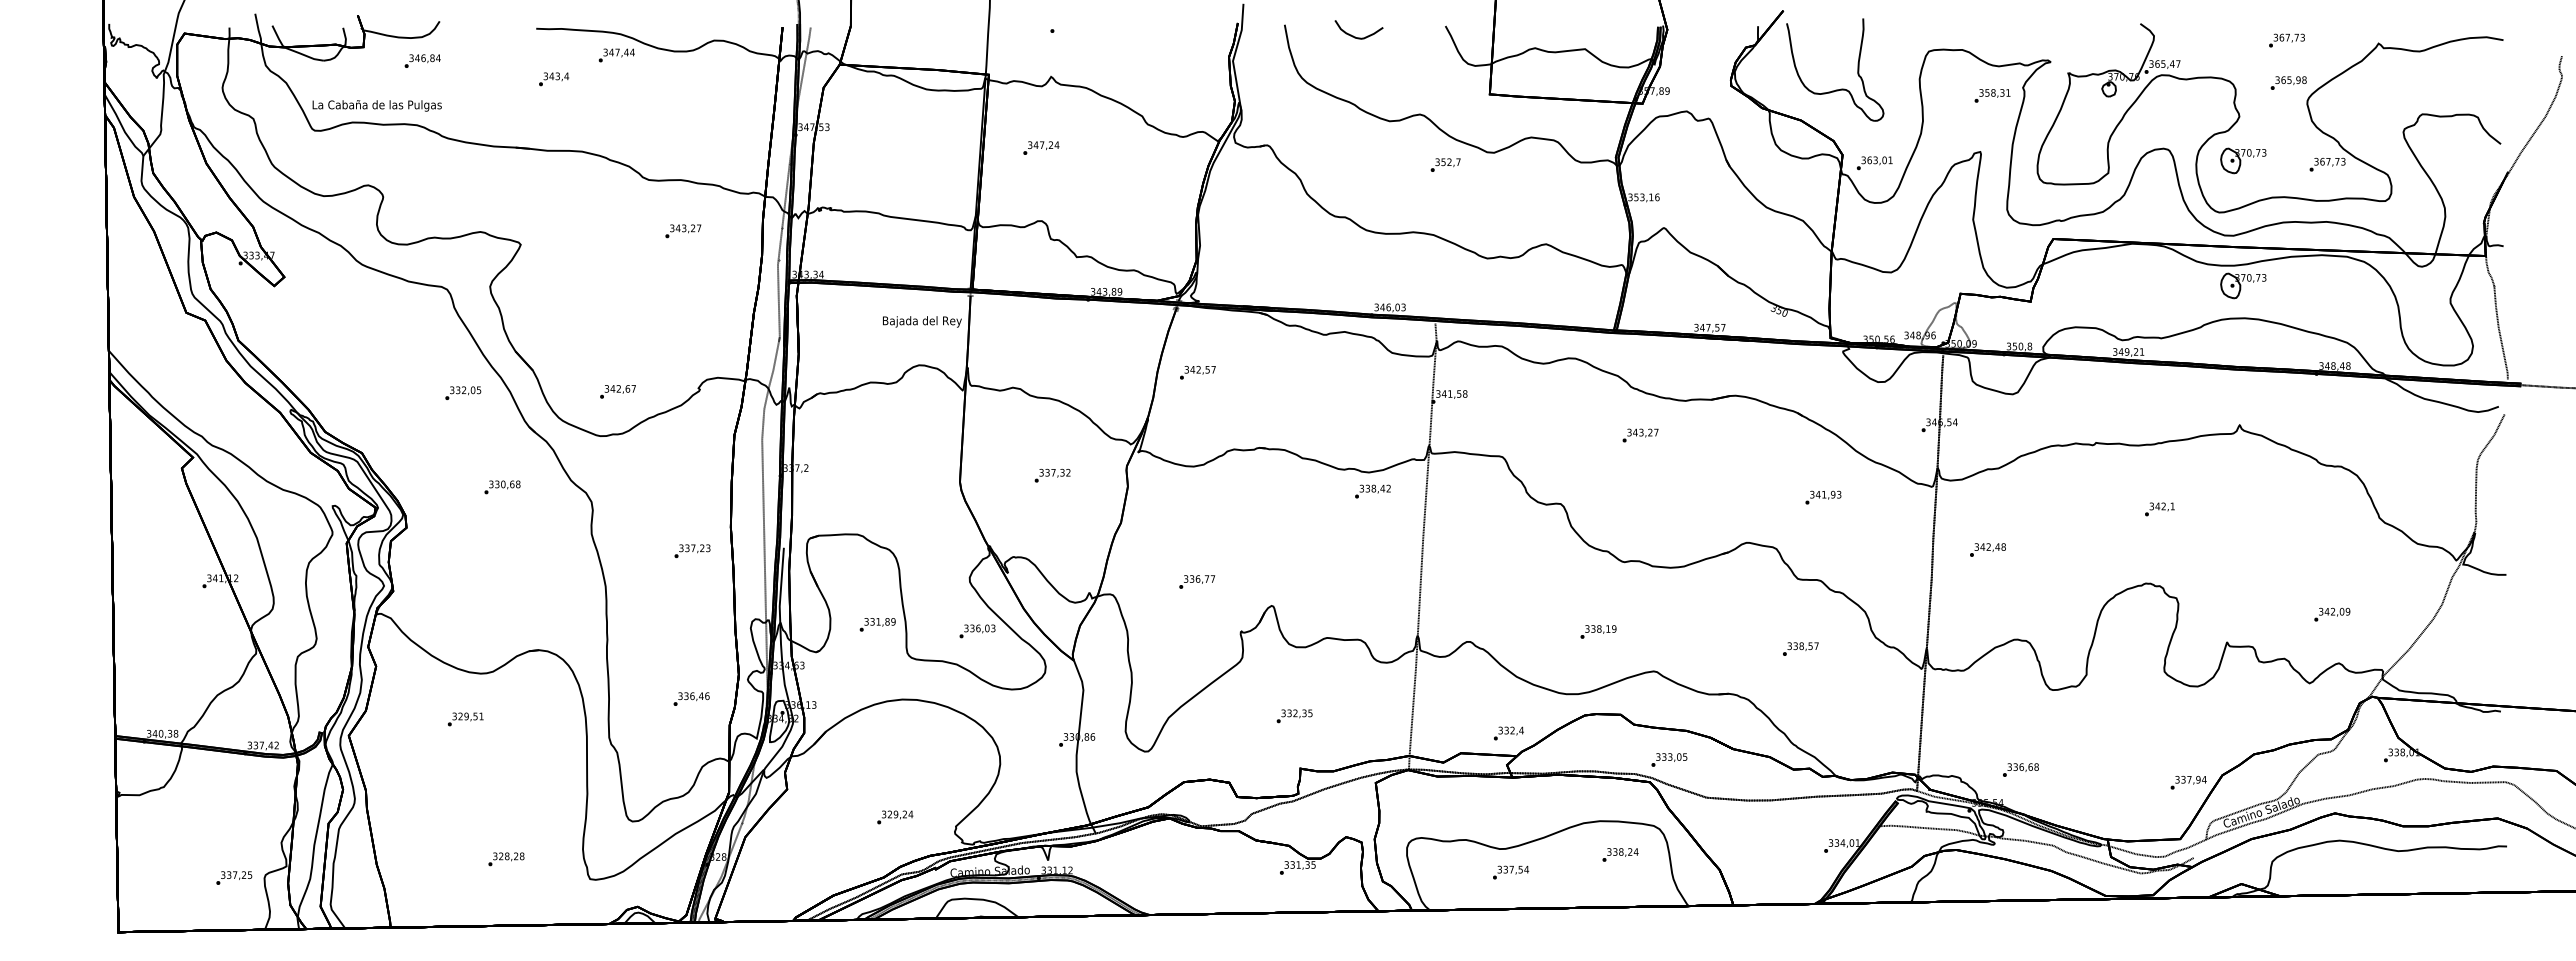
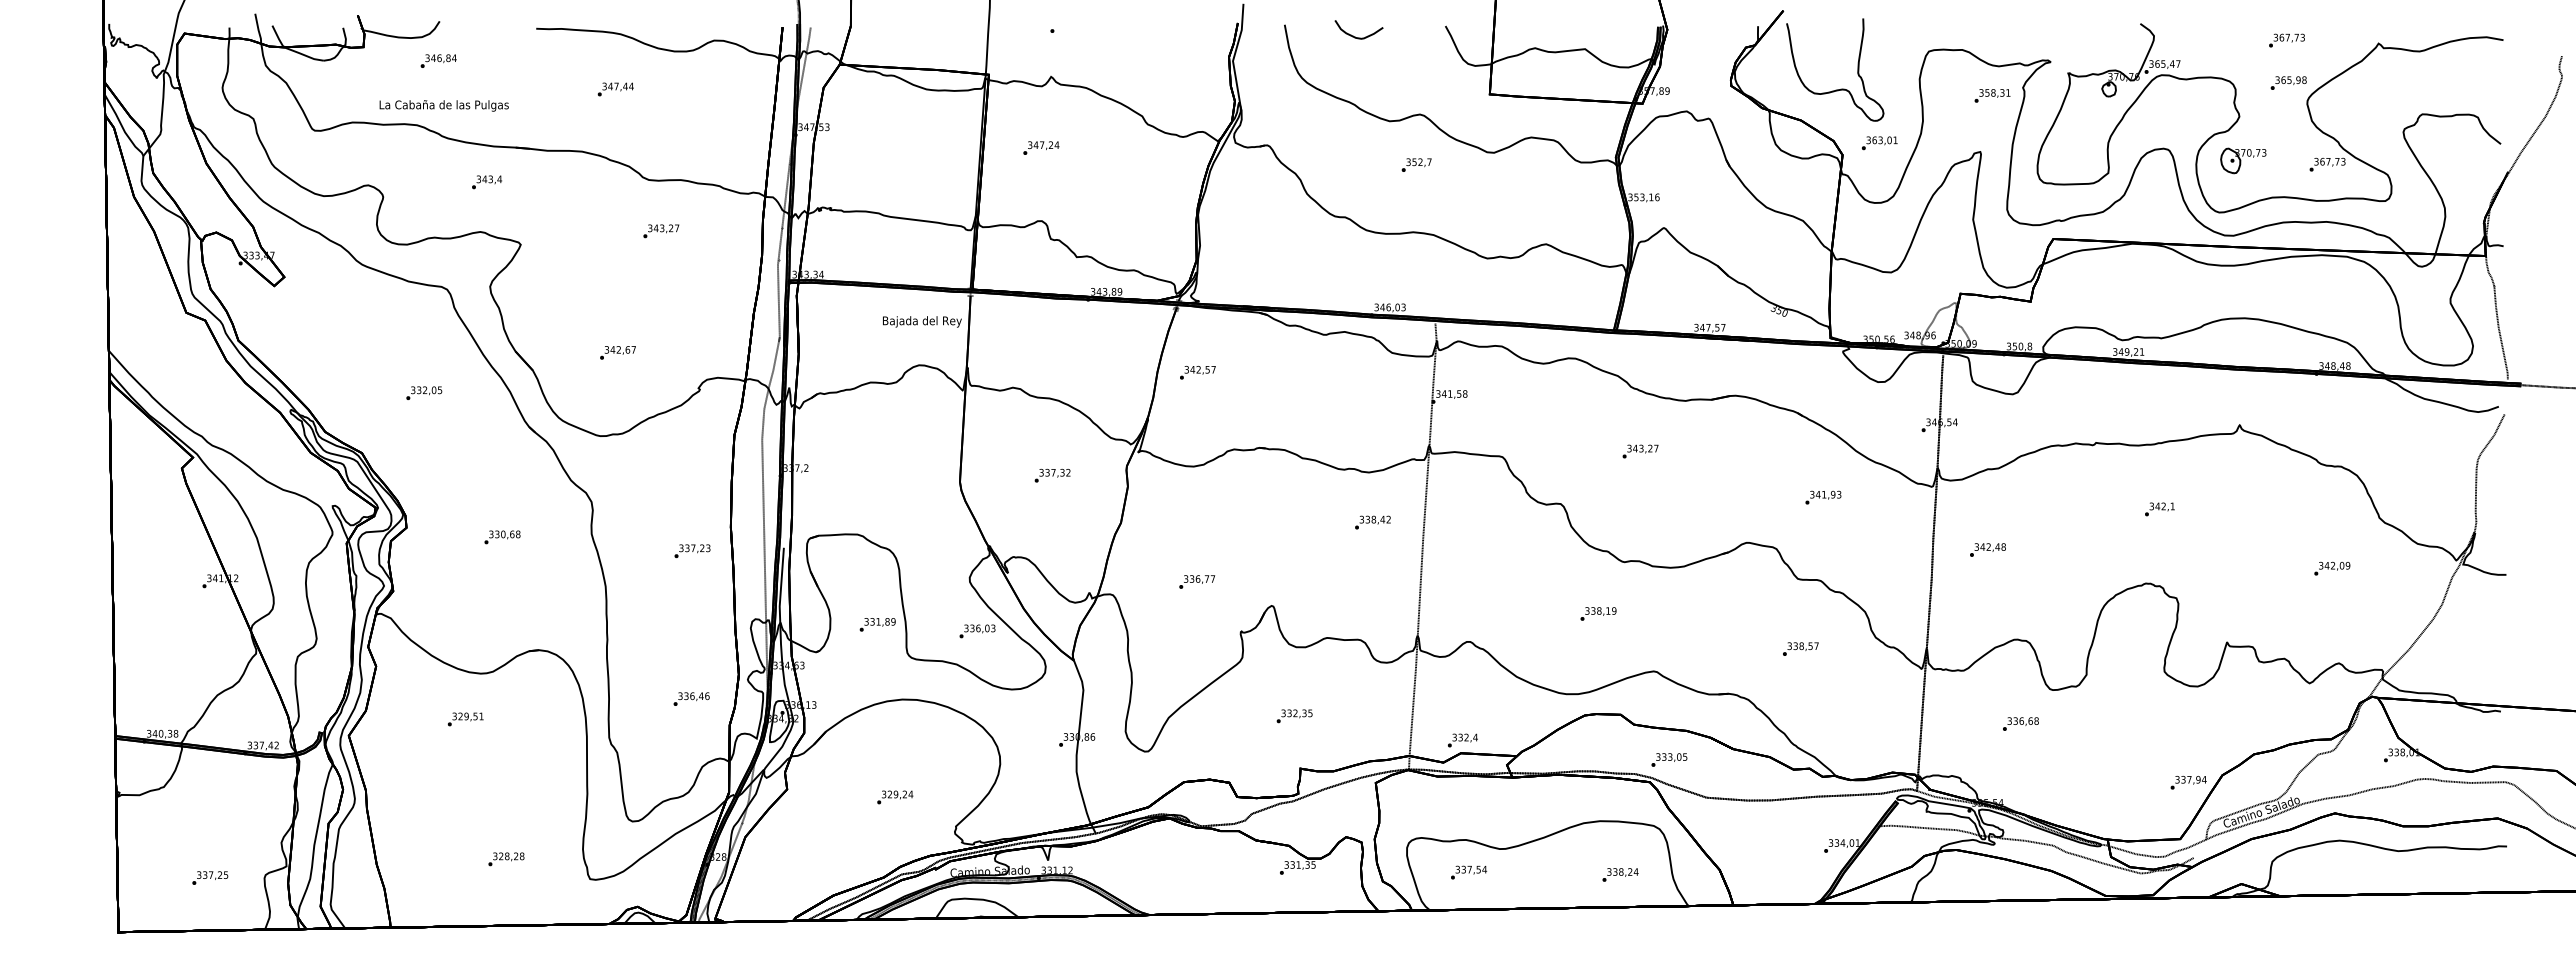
text position: (616, 55) -> (615, 89) (615, 89)
text position: (422, 60) -> (438, 60) (438, 60)
text position: (554, 79) -> (487, 182) (487, 182)
text position: (376, 105) -> (443, 105) (443, 105)
text position: (1874, 163) -> (1879, 143) (1879, 143)
text position: (1445, 164) -> (1416, 164) (1416, 164)
text position: (683, 231) -> (661, 231) (661, 231)
part: present -> none (2243, 285)
text position: (617, 391) -> (617, 352) (617, 352)
text position: (463, 392) -> (424, 392) (424, 392)
text position: (1640, 435) -> (1640, 451) (1640, 451)
text position: (502, 487) -> (502, 537) (502, 537)
text position: (1372, 491) -> (1372, 522) (1372, 522)
text position: (2332, 614) -> (2332, 568) (2332, 568)
text position: (1598, 631) -> (1598, 613) (1598, 613)
text position: (1508, 733) -> (1462, 740) (1462, 740)
text position: (2020, 769) -> (2020, 723) (2020, 723)
text position: (895, 817) -> (895, 797) (895, 797)
text position: (1620, 854) -> (1620, 874) (1620, 874)
text position: (1511, 872) -> (1469, 872) (1469, 872)
text position: (234, 877) -> (210, 877) (210, 877)
